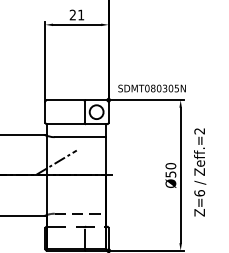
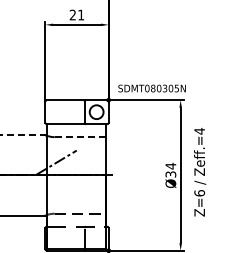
text: Zeff.=2 -> Zeff.=4 (199, 131)
line: solid -> dashed (23, 134)
line: solid -> dashed (80, 137)
text: Ø50 -> Ø34 (170, 169)
